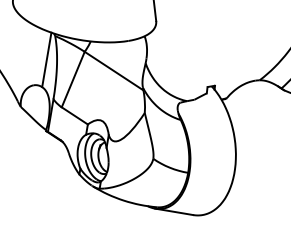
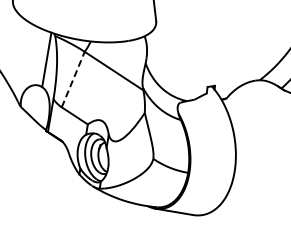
line: solid -> dashed (73, 79)
